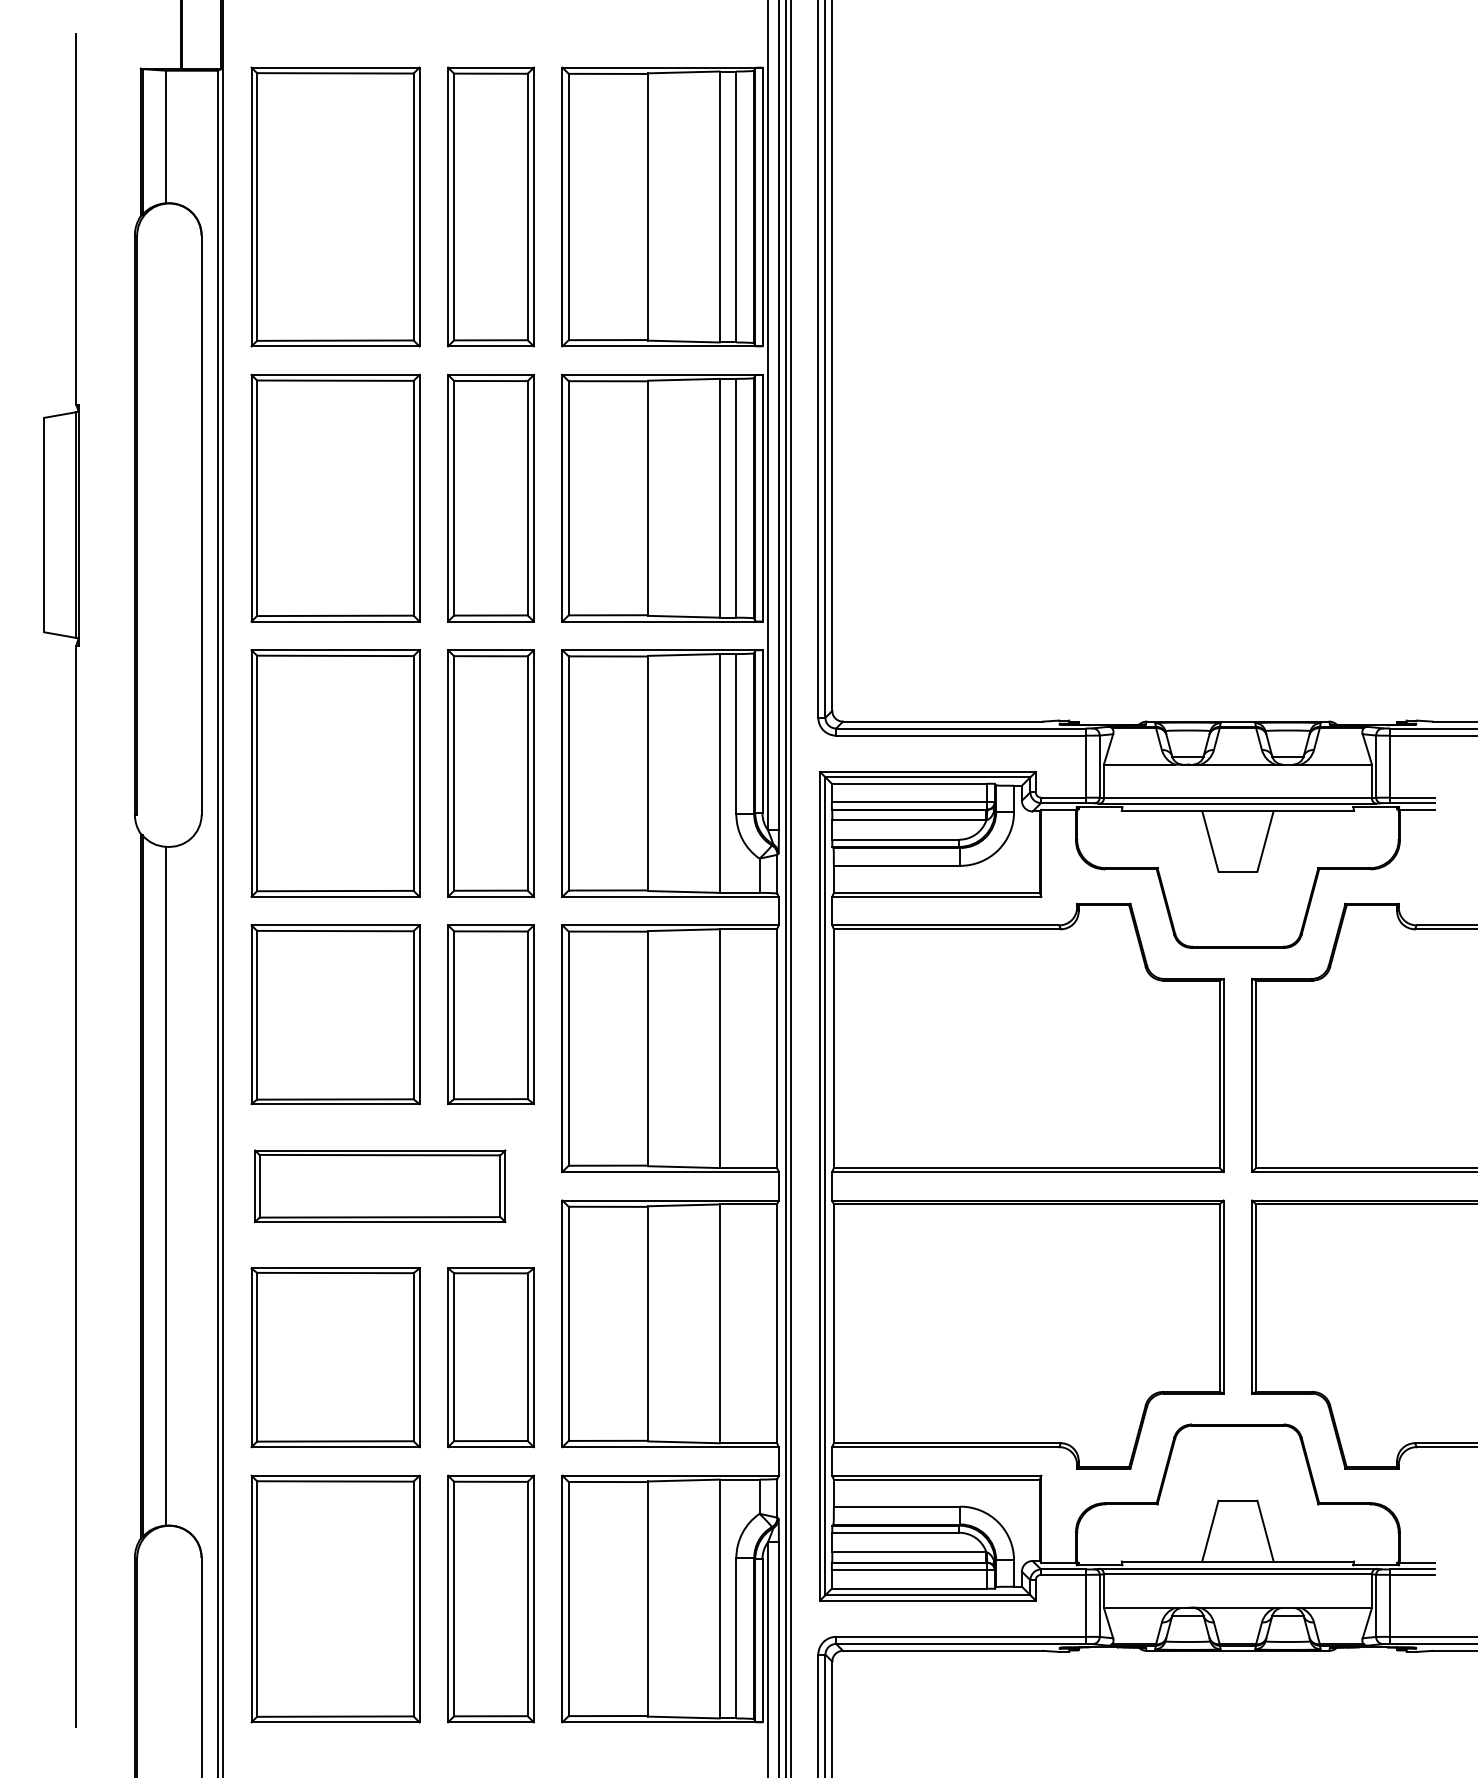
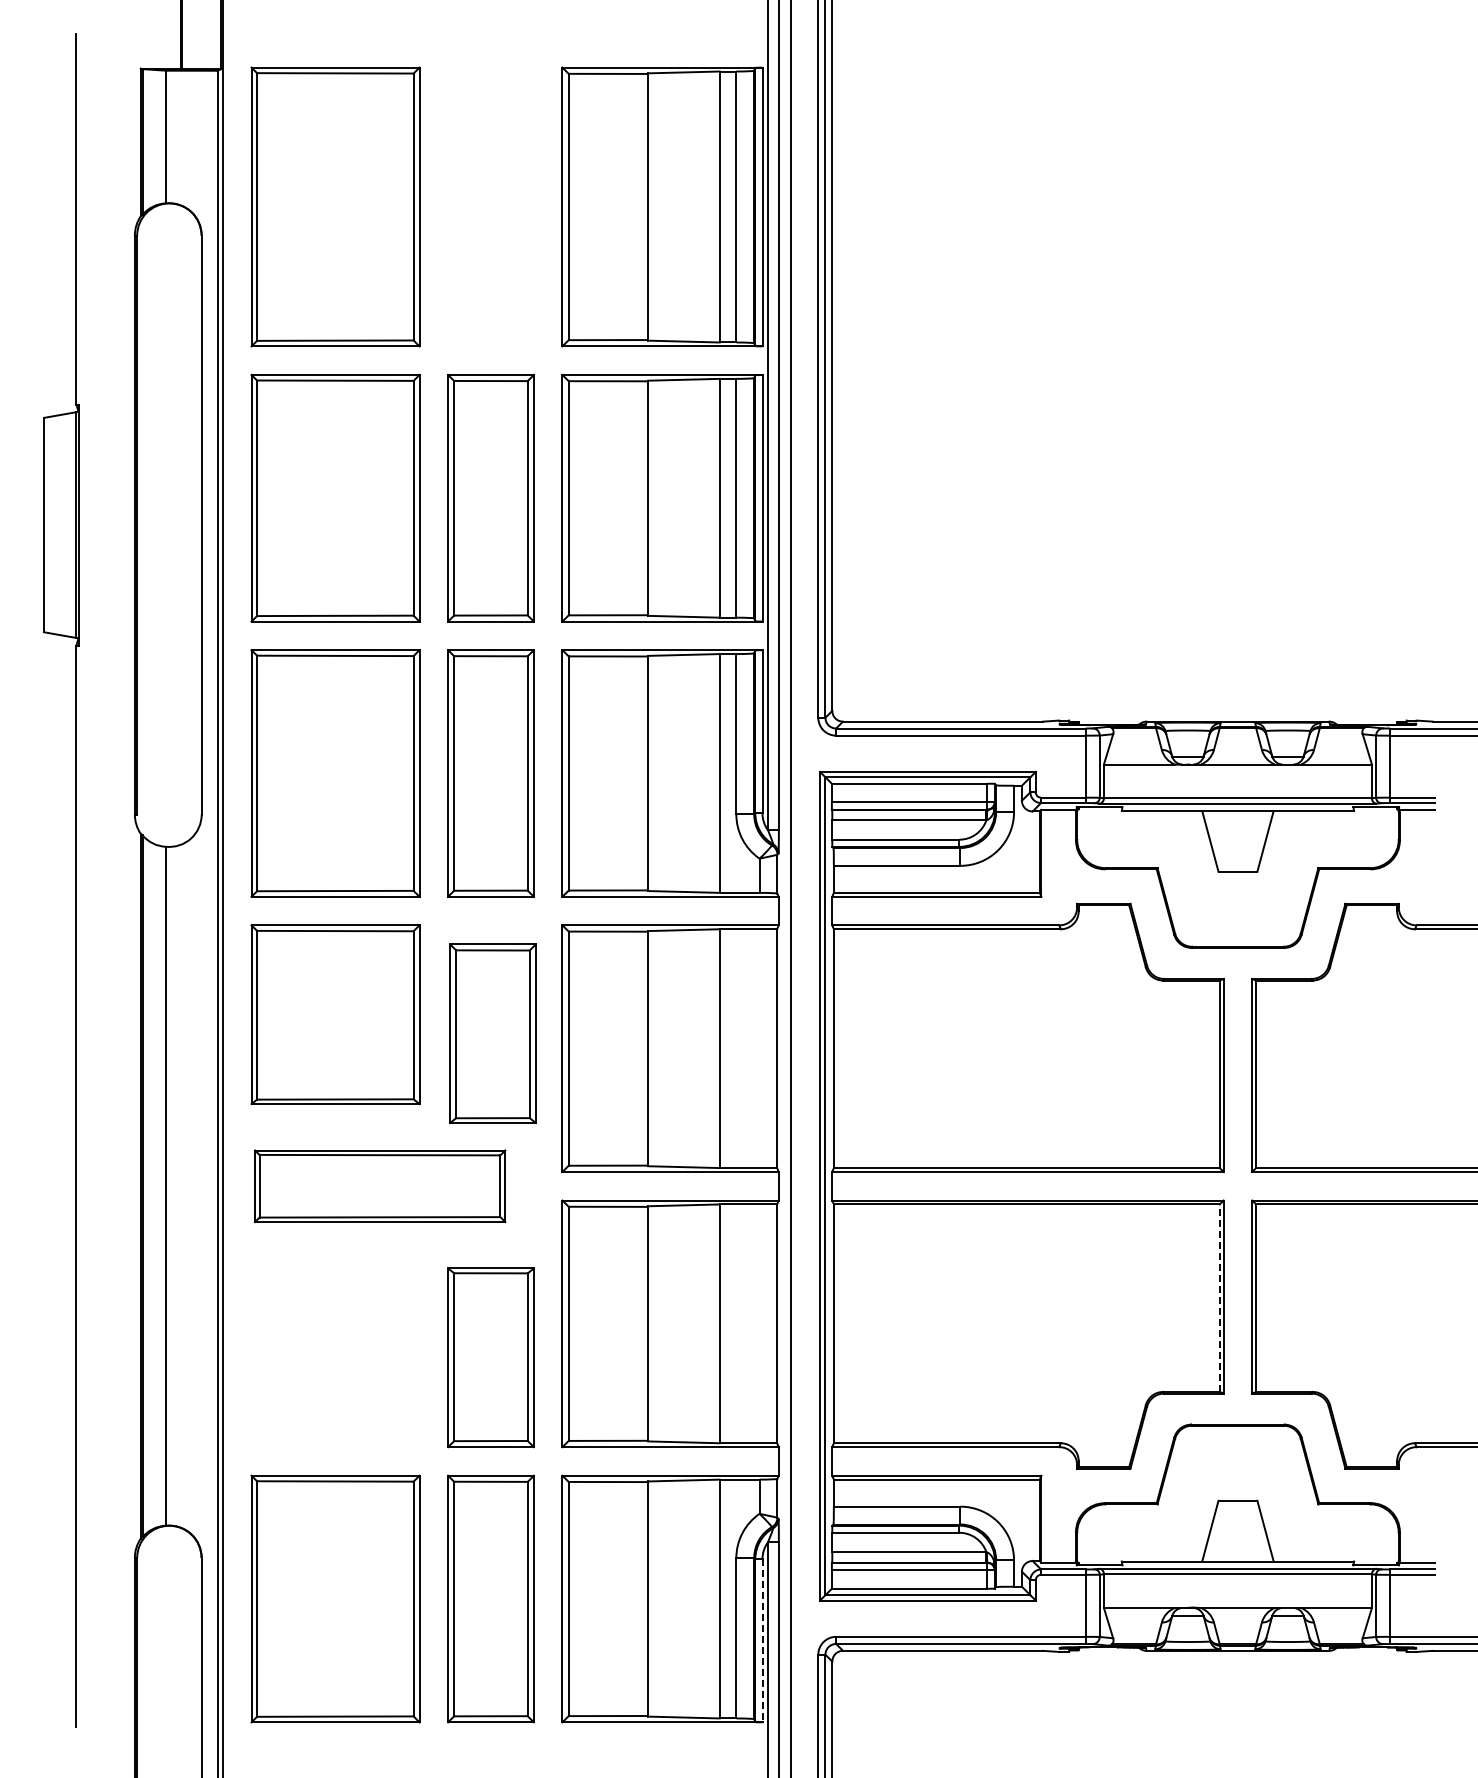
part: present -> none (490, 206)
line: present -> none (785, 888)
part position: (490, 1014) -> (492, 1033) (492, 1033)
line: solid -> dashed (1219, 1298)
part: present -> none (335, 1357)
line: solid -> dashed (762, 1640)
